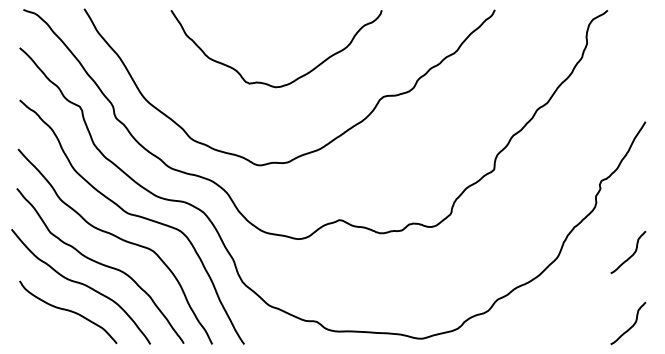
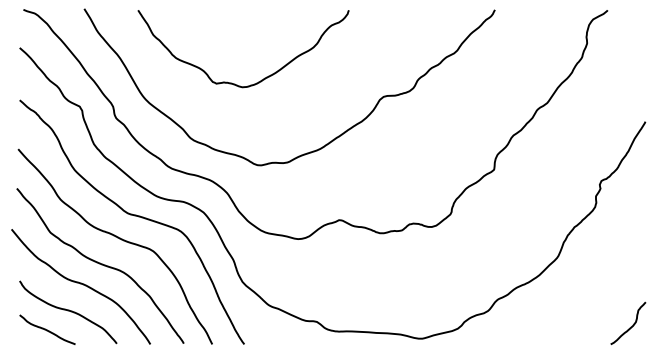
curve position: (294, 79) -> (261, 79) (261, 79)
curve: present -> none (630, 255)
curve: none -> present (47, 329)
